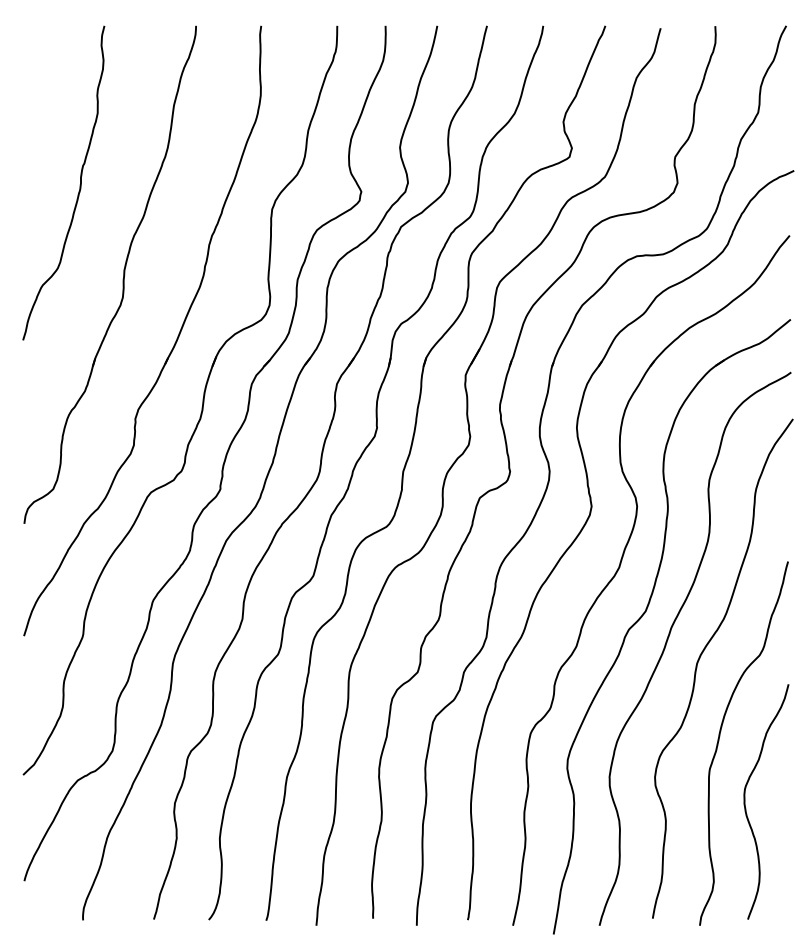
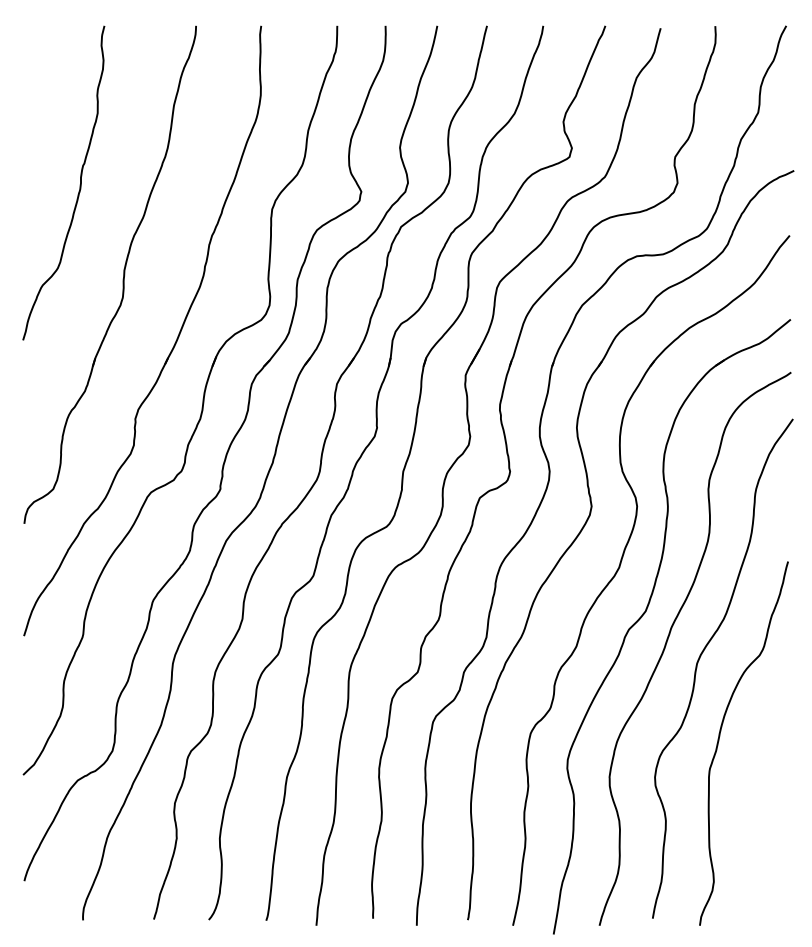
curve: present -> none (745, 801)
